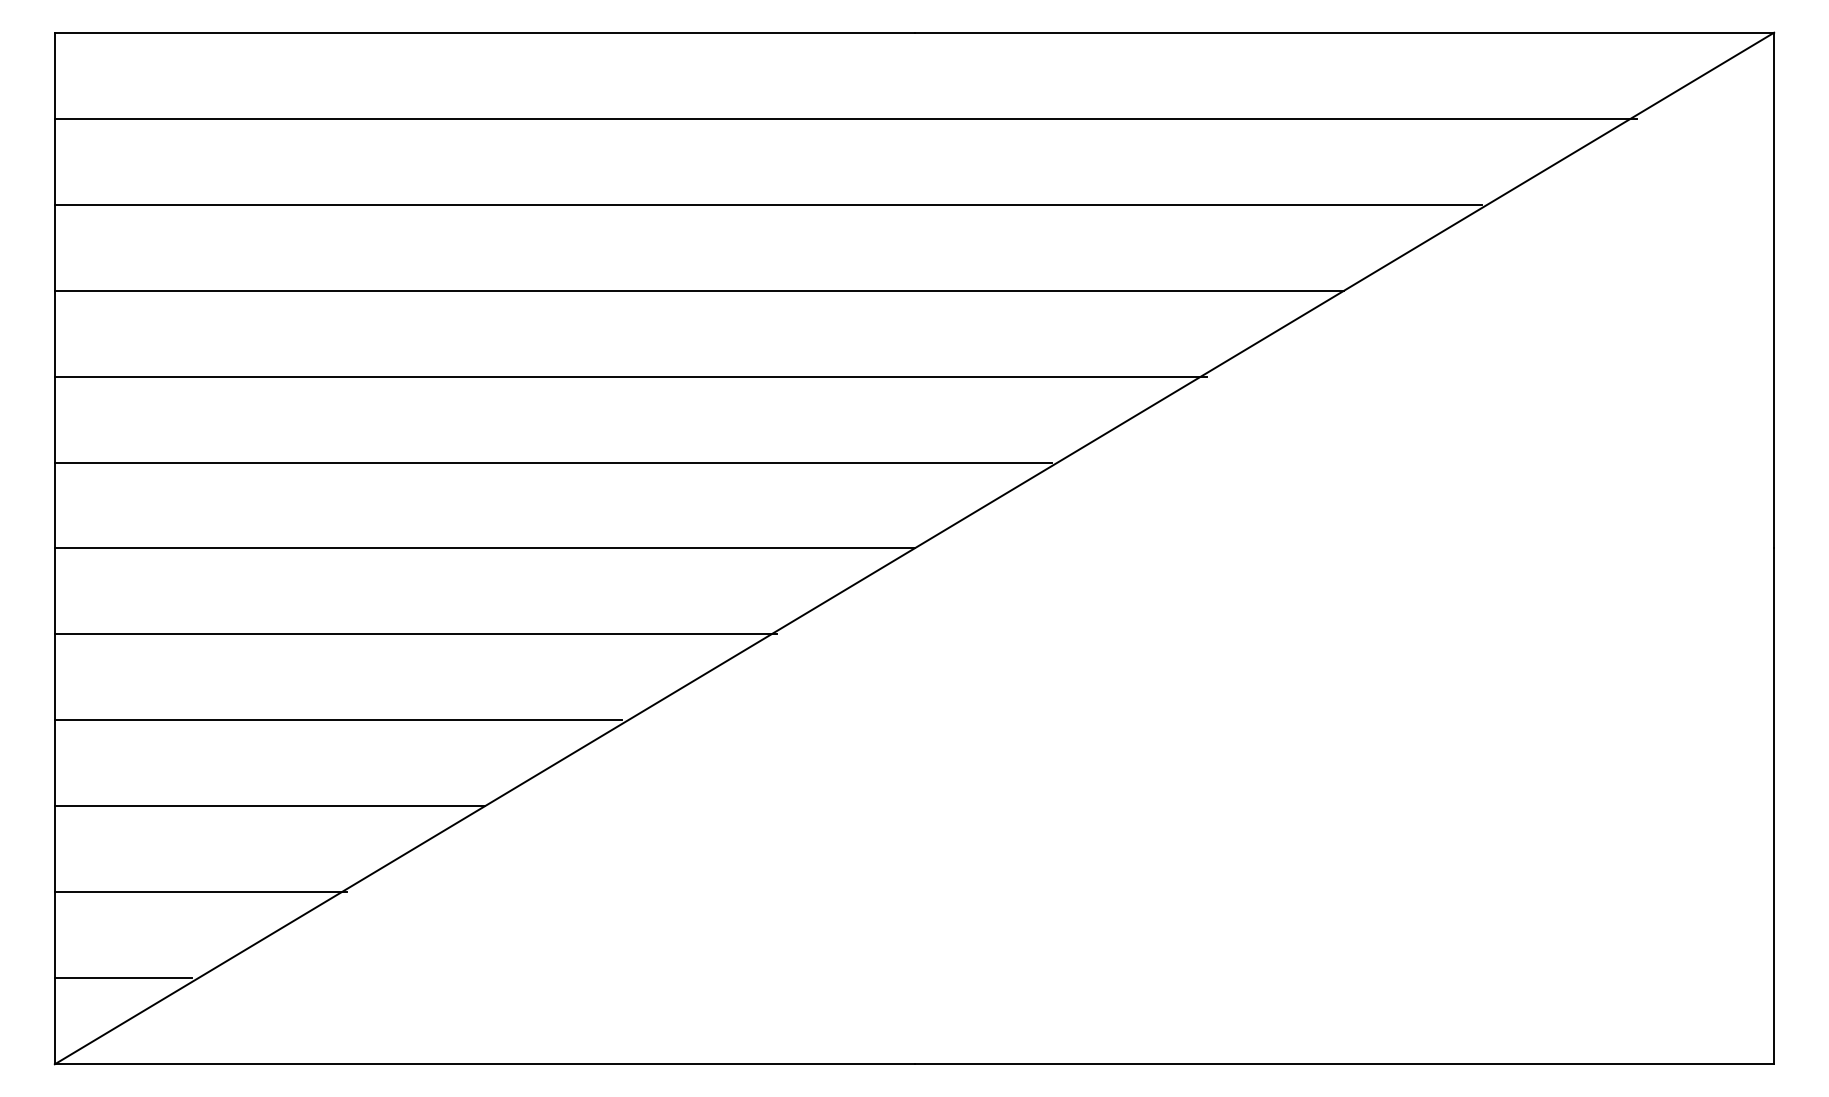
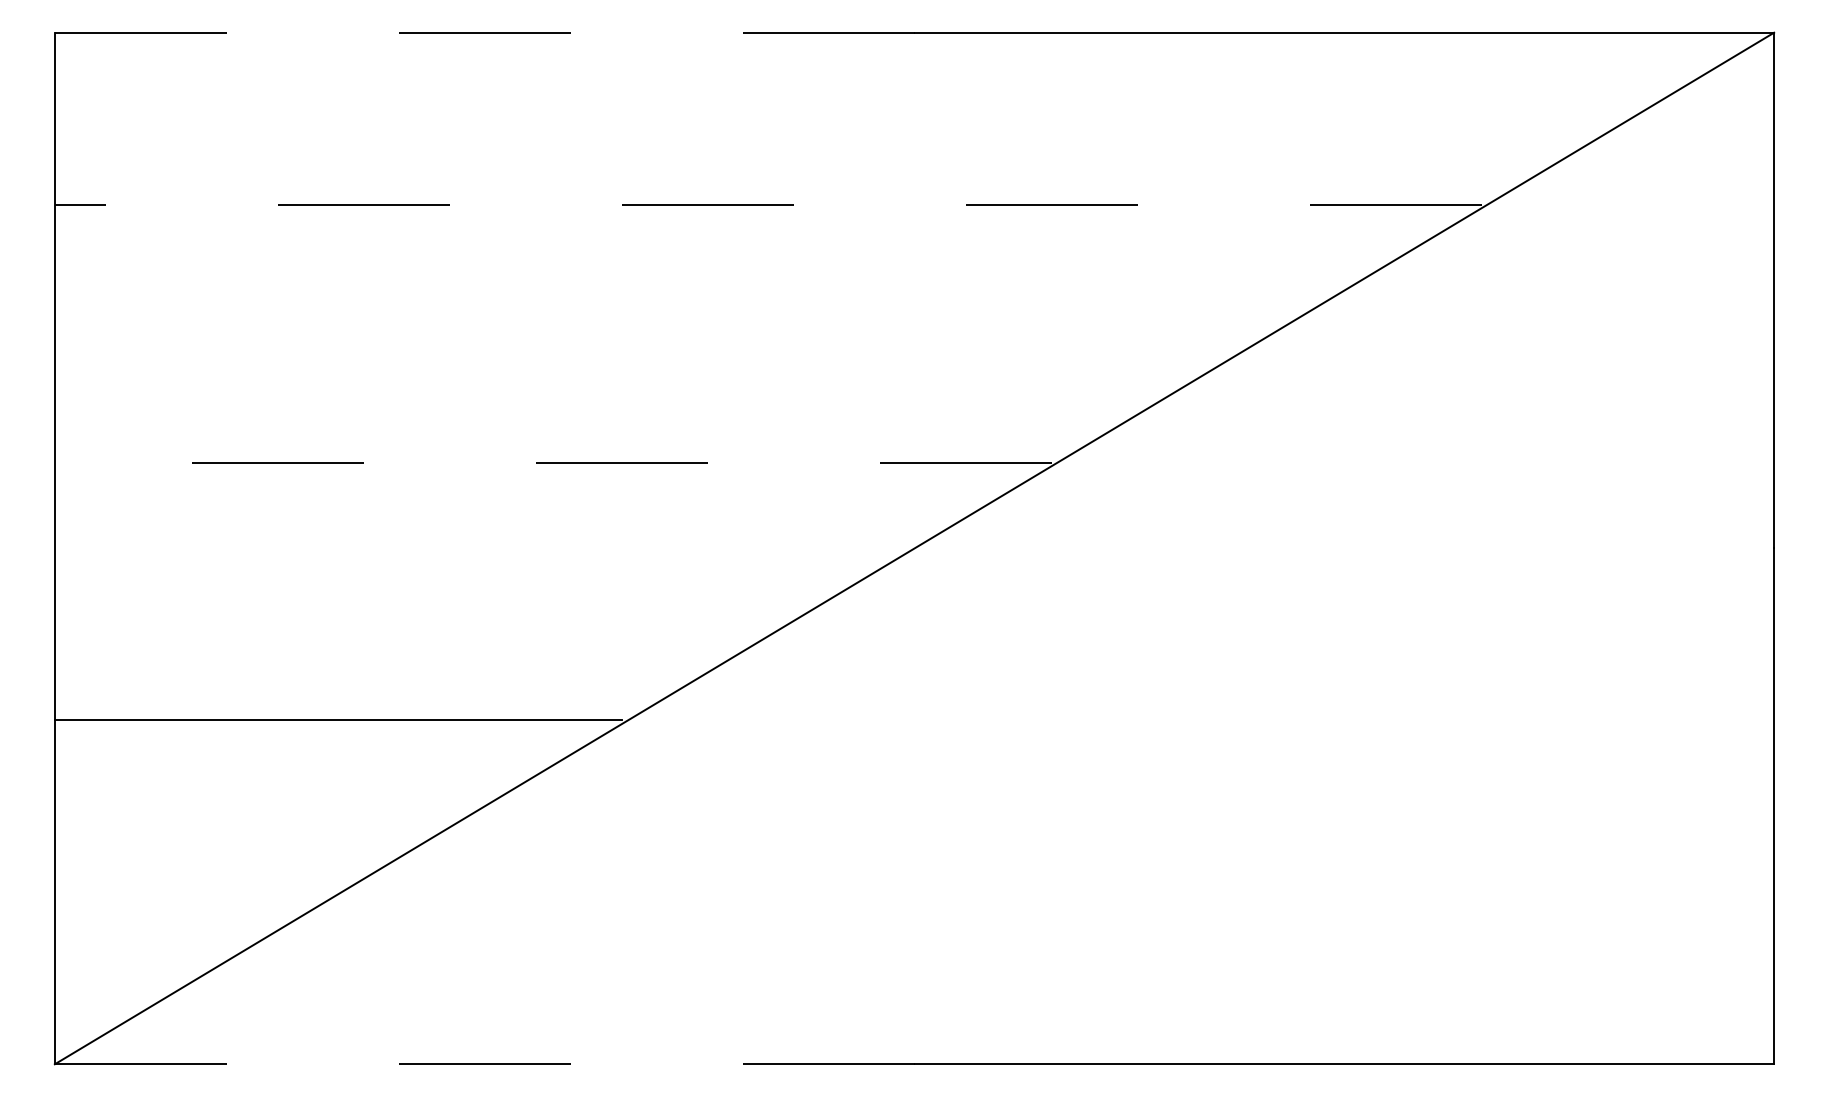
line: solid -> dashed (484, 32)
line: present -> none (845, 118)
line: solid -> dashed (767, 204)
line: present -> none (699, 290)
line: present -> none (630, 376)
line: solid -> dashed (553, 462)
line: present -> none (484, 548)
line: present -> none (415, 634)
line: present -> none (269, 806)
line: present -> none (200, 892)
line: present -> none (123, 978)
line: solid -> dashed (484, 1064)
